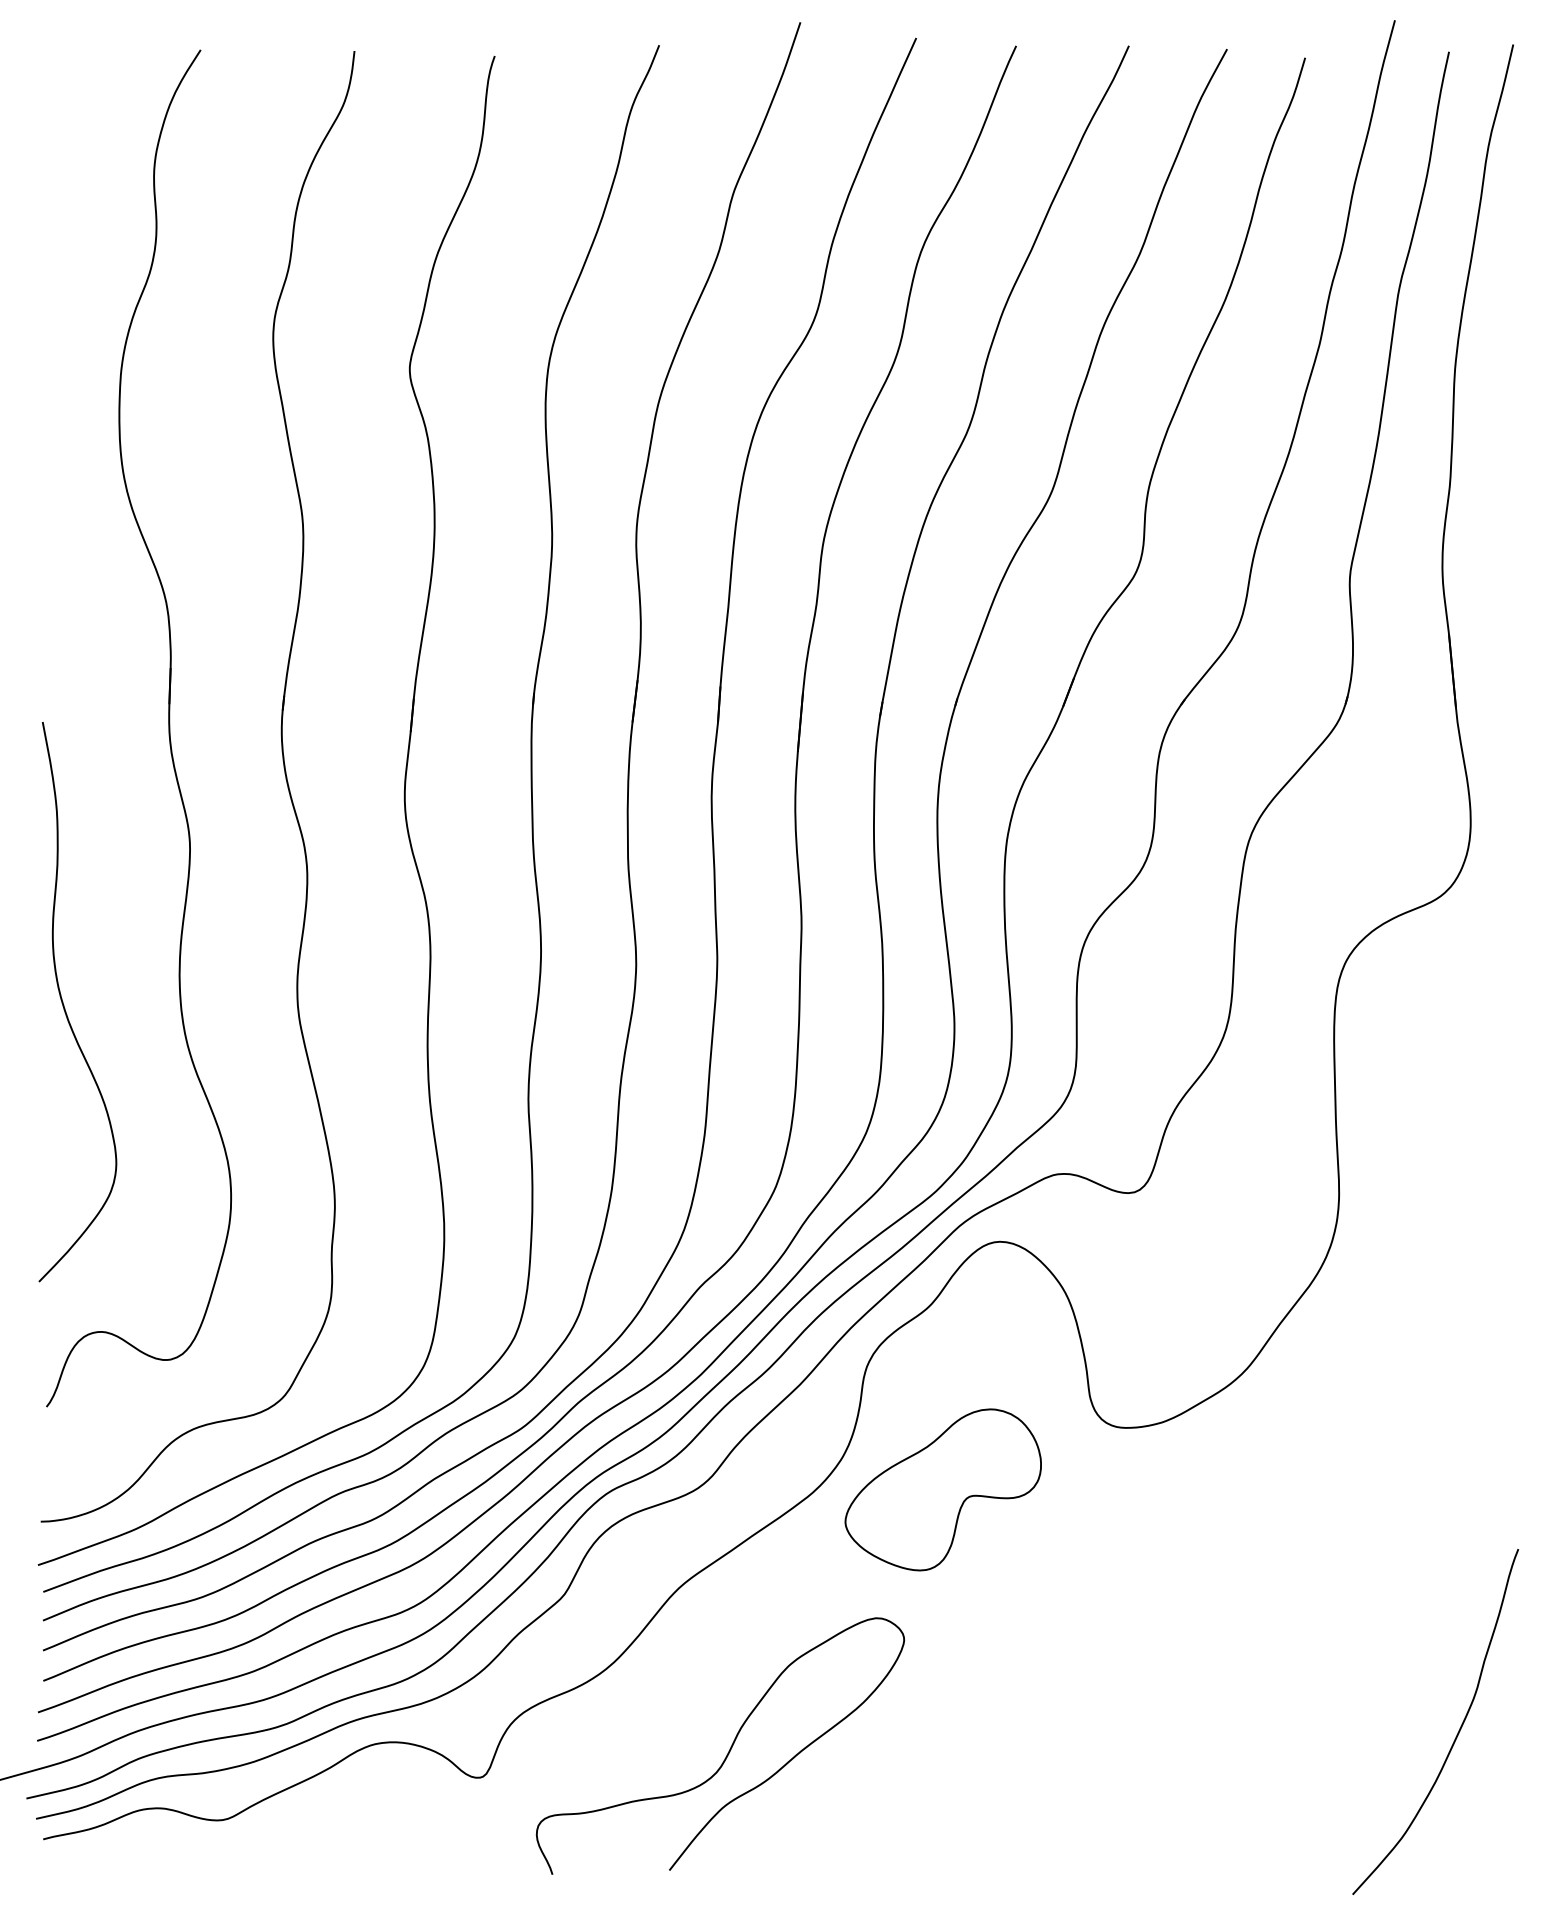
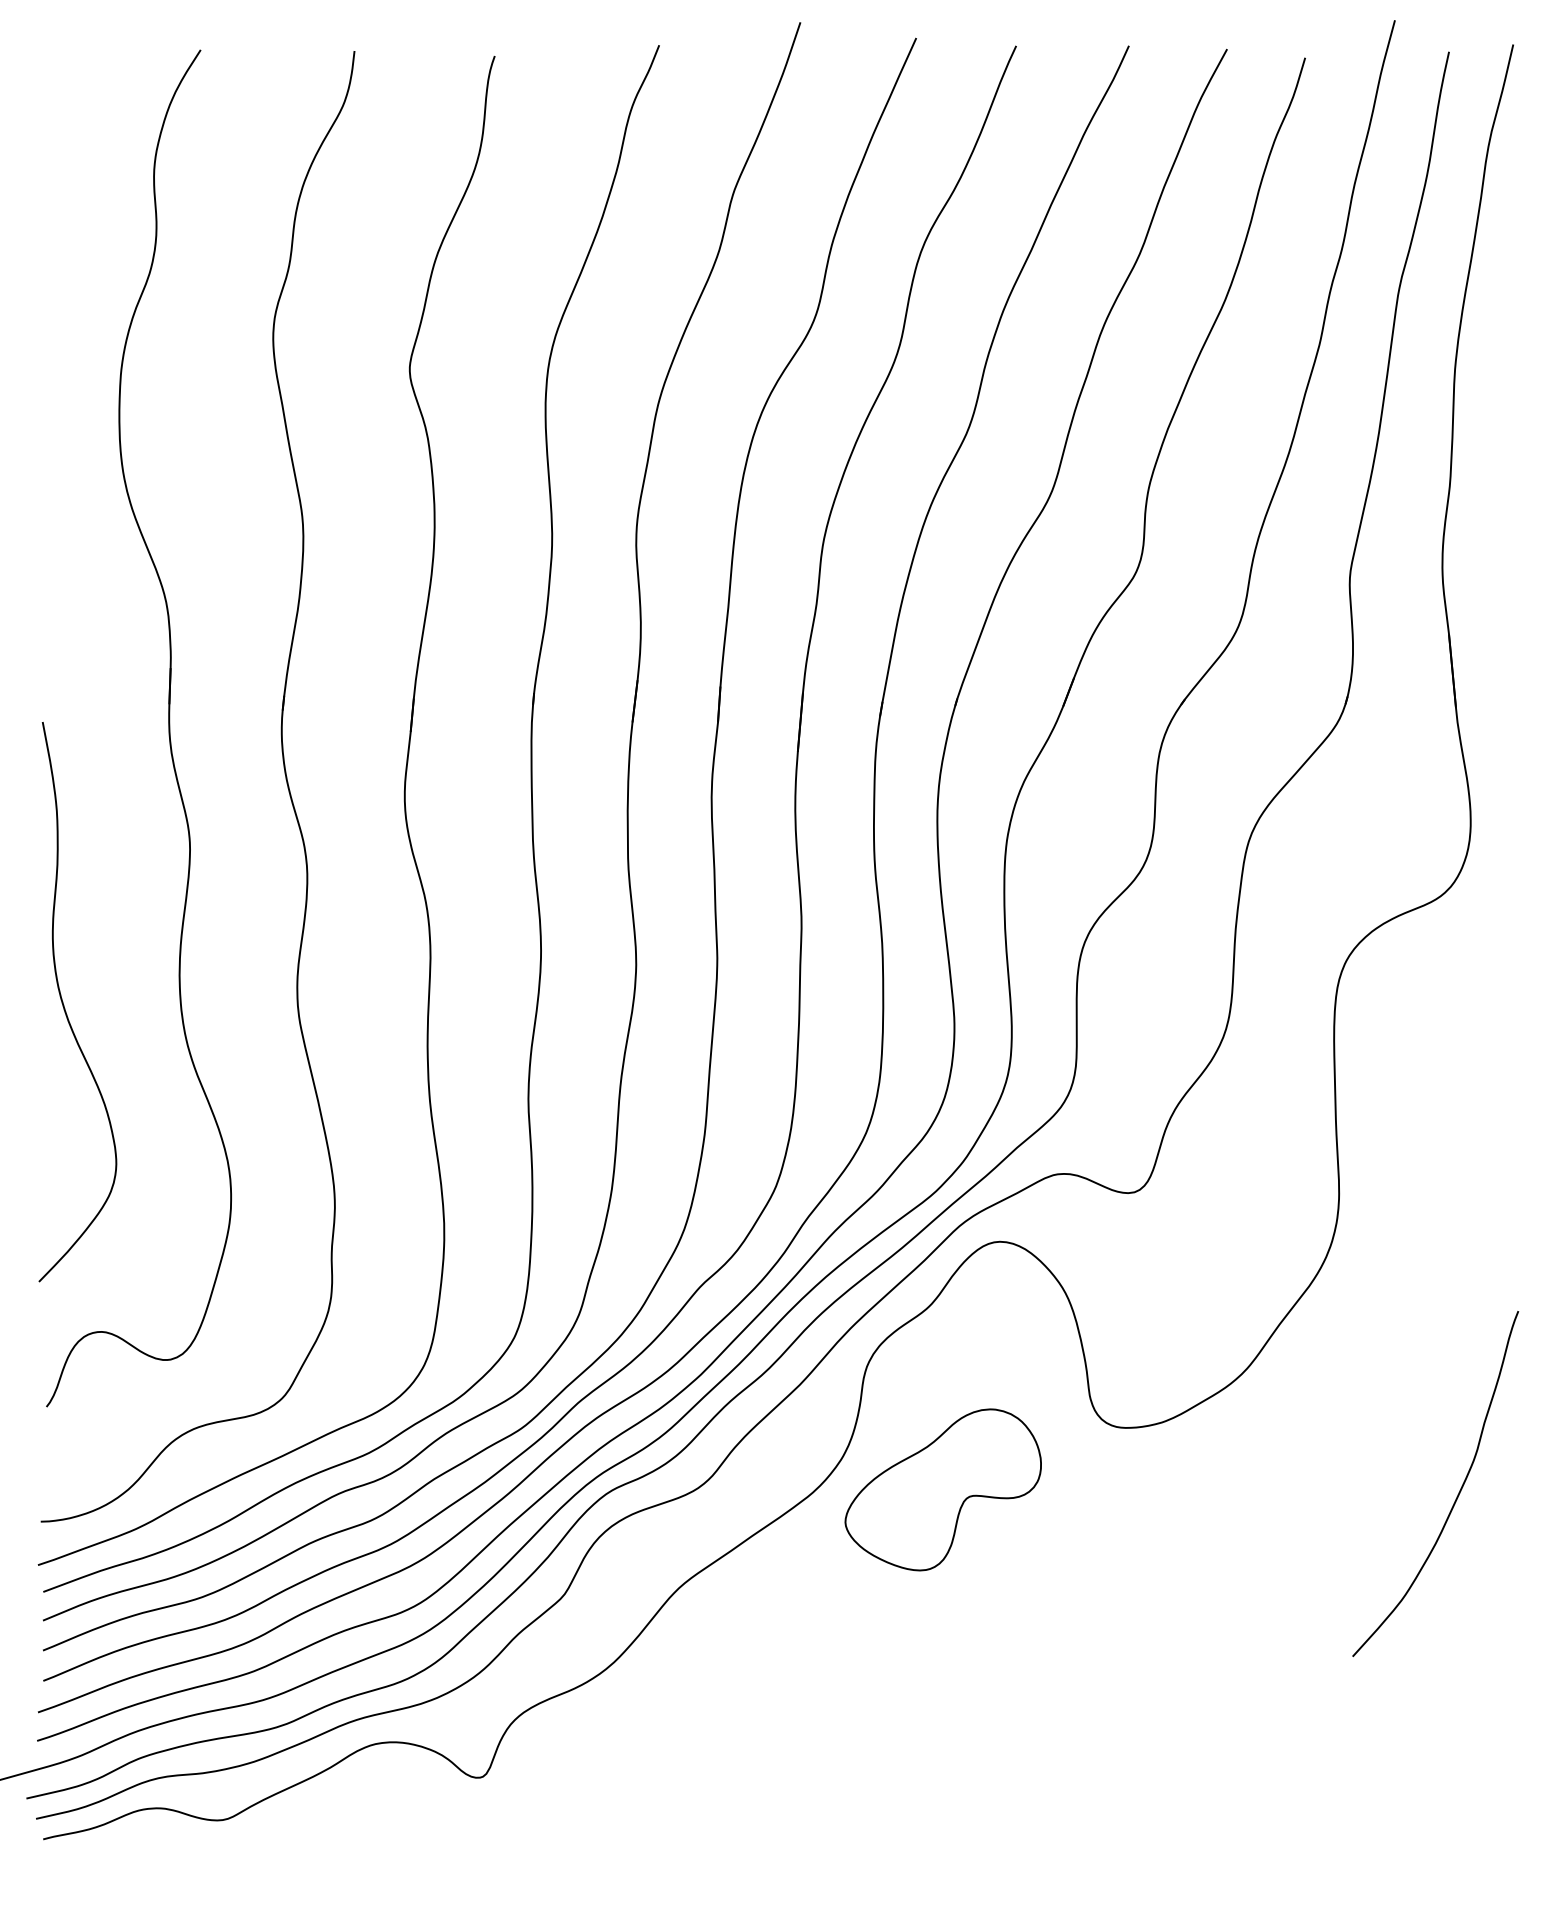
curve position: (1457, 1732) -> (1457, 1494) (1457, 1494)
curve: present -> none (729, 1748)
